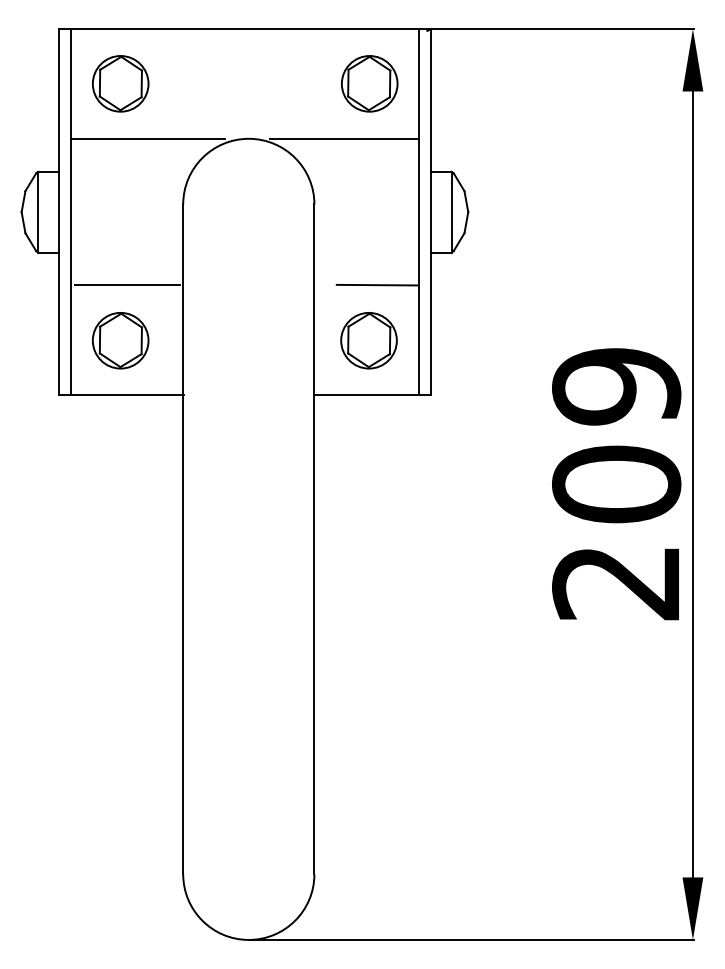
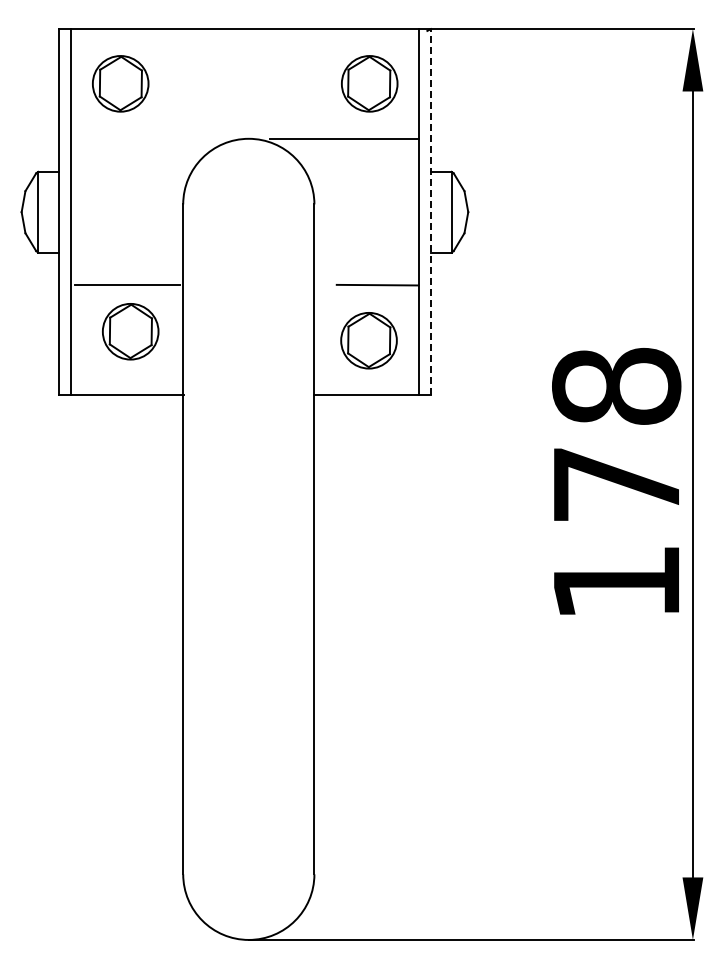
line: present -> none (147, 138)
line: solid -> dashed (431, 211)
part position: (120, 340) -> (130, 331) (130, 331)
text: 209 -> 178 (616, 483)
